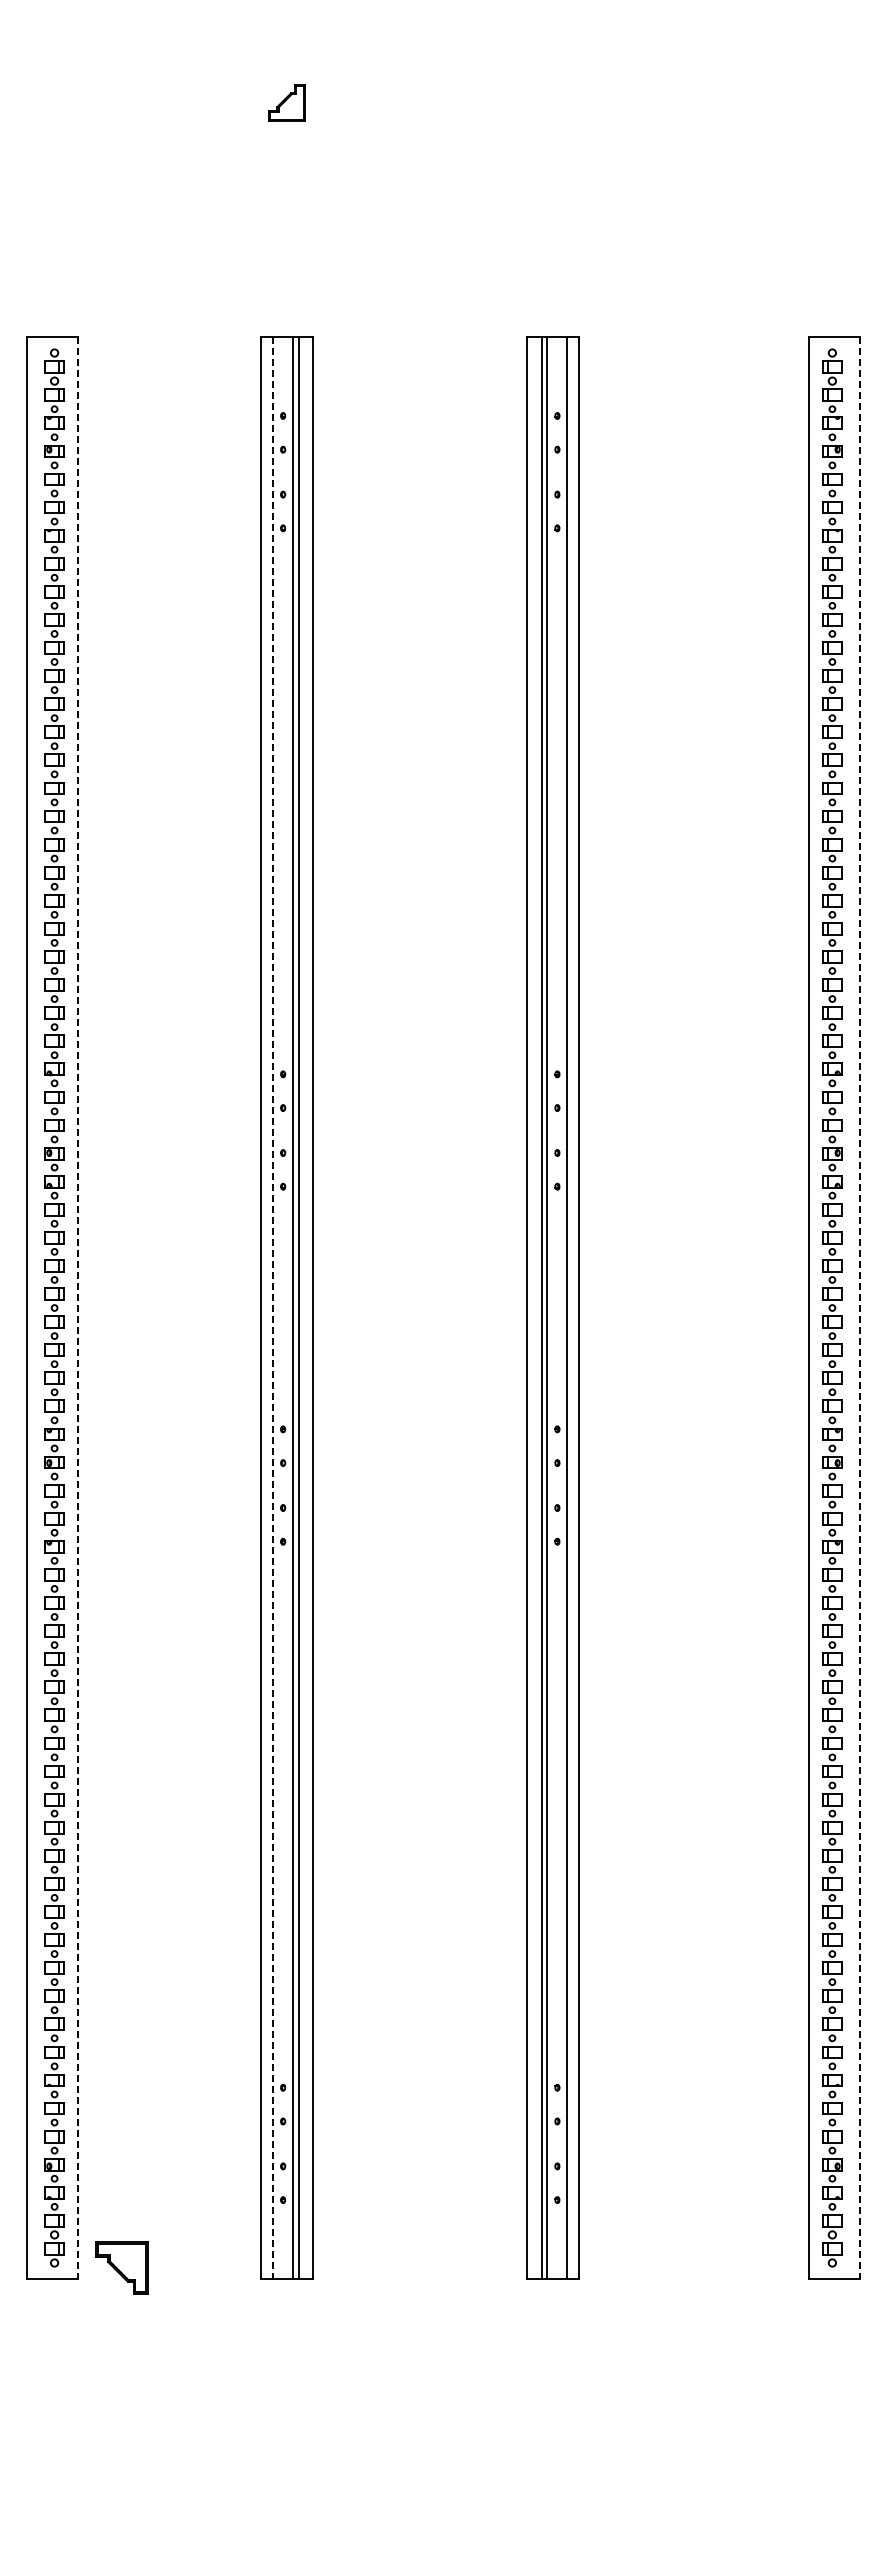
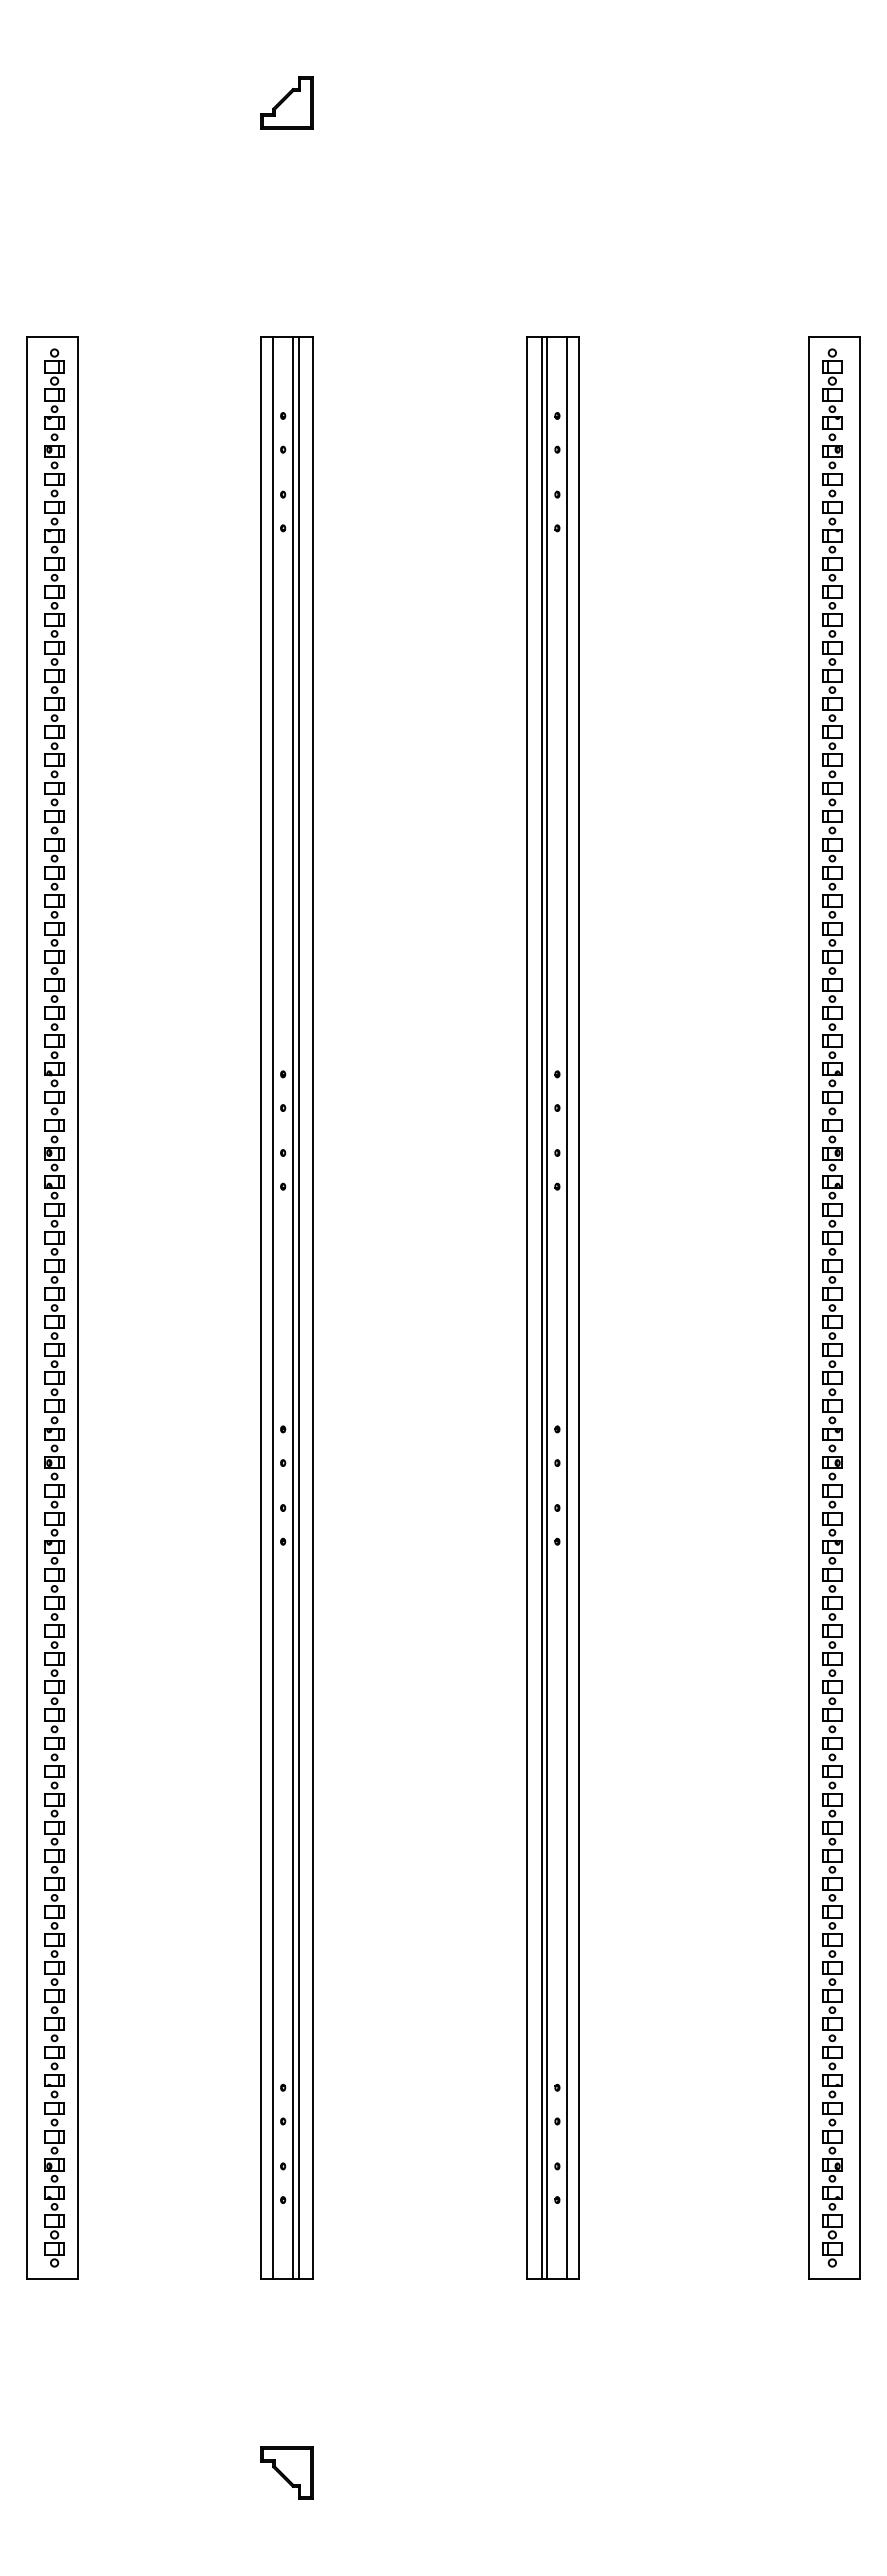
part size: 38x38 px -> 54x54 px (286, 102)
line: dashed -> solid (78, 1308)
line: dashed -> solid (273, 1308)
line: dashed -> solid (860, 1308)
part position: (121, 2267) -> (286, 2472) (286, 2472)
